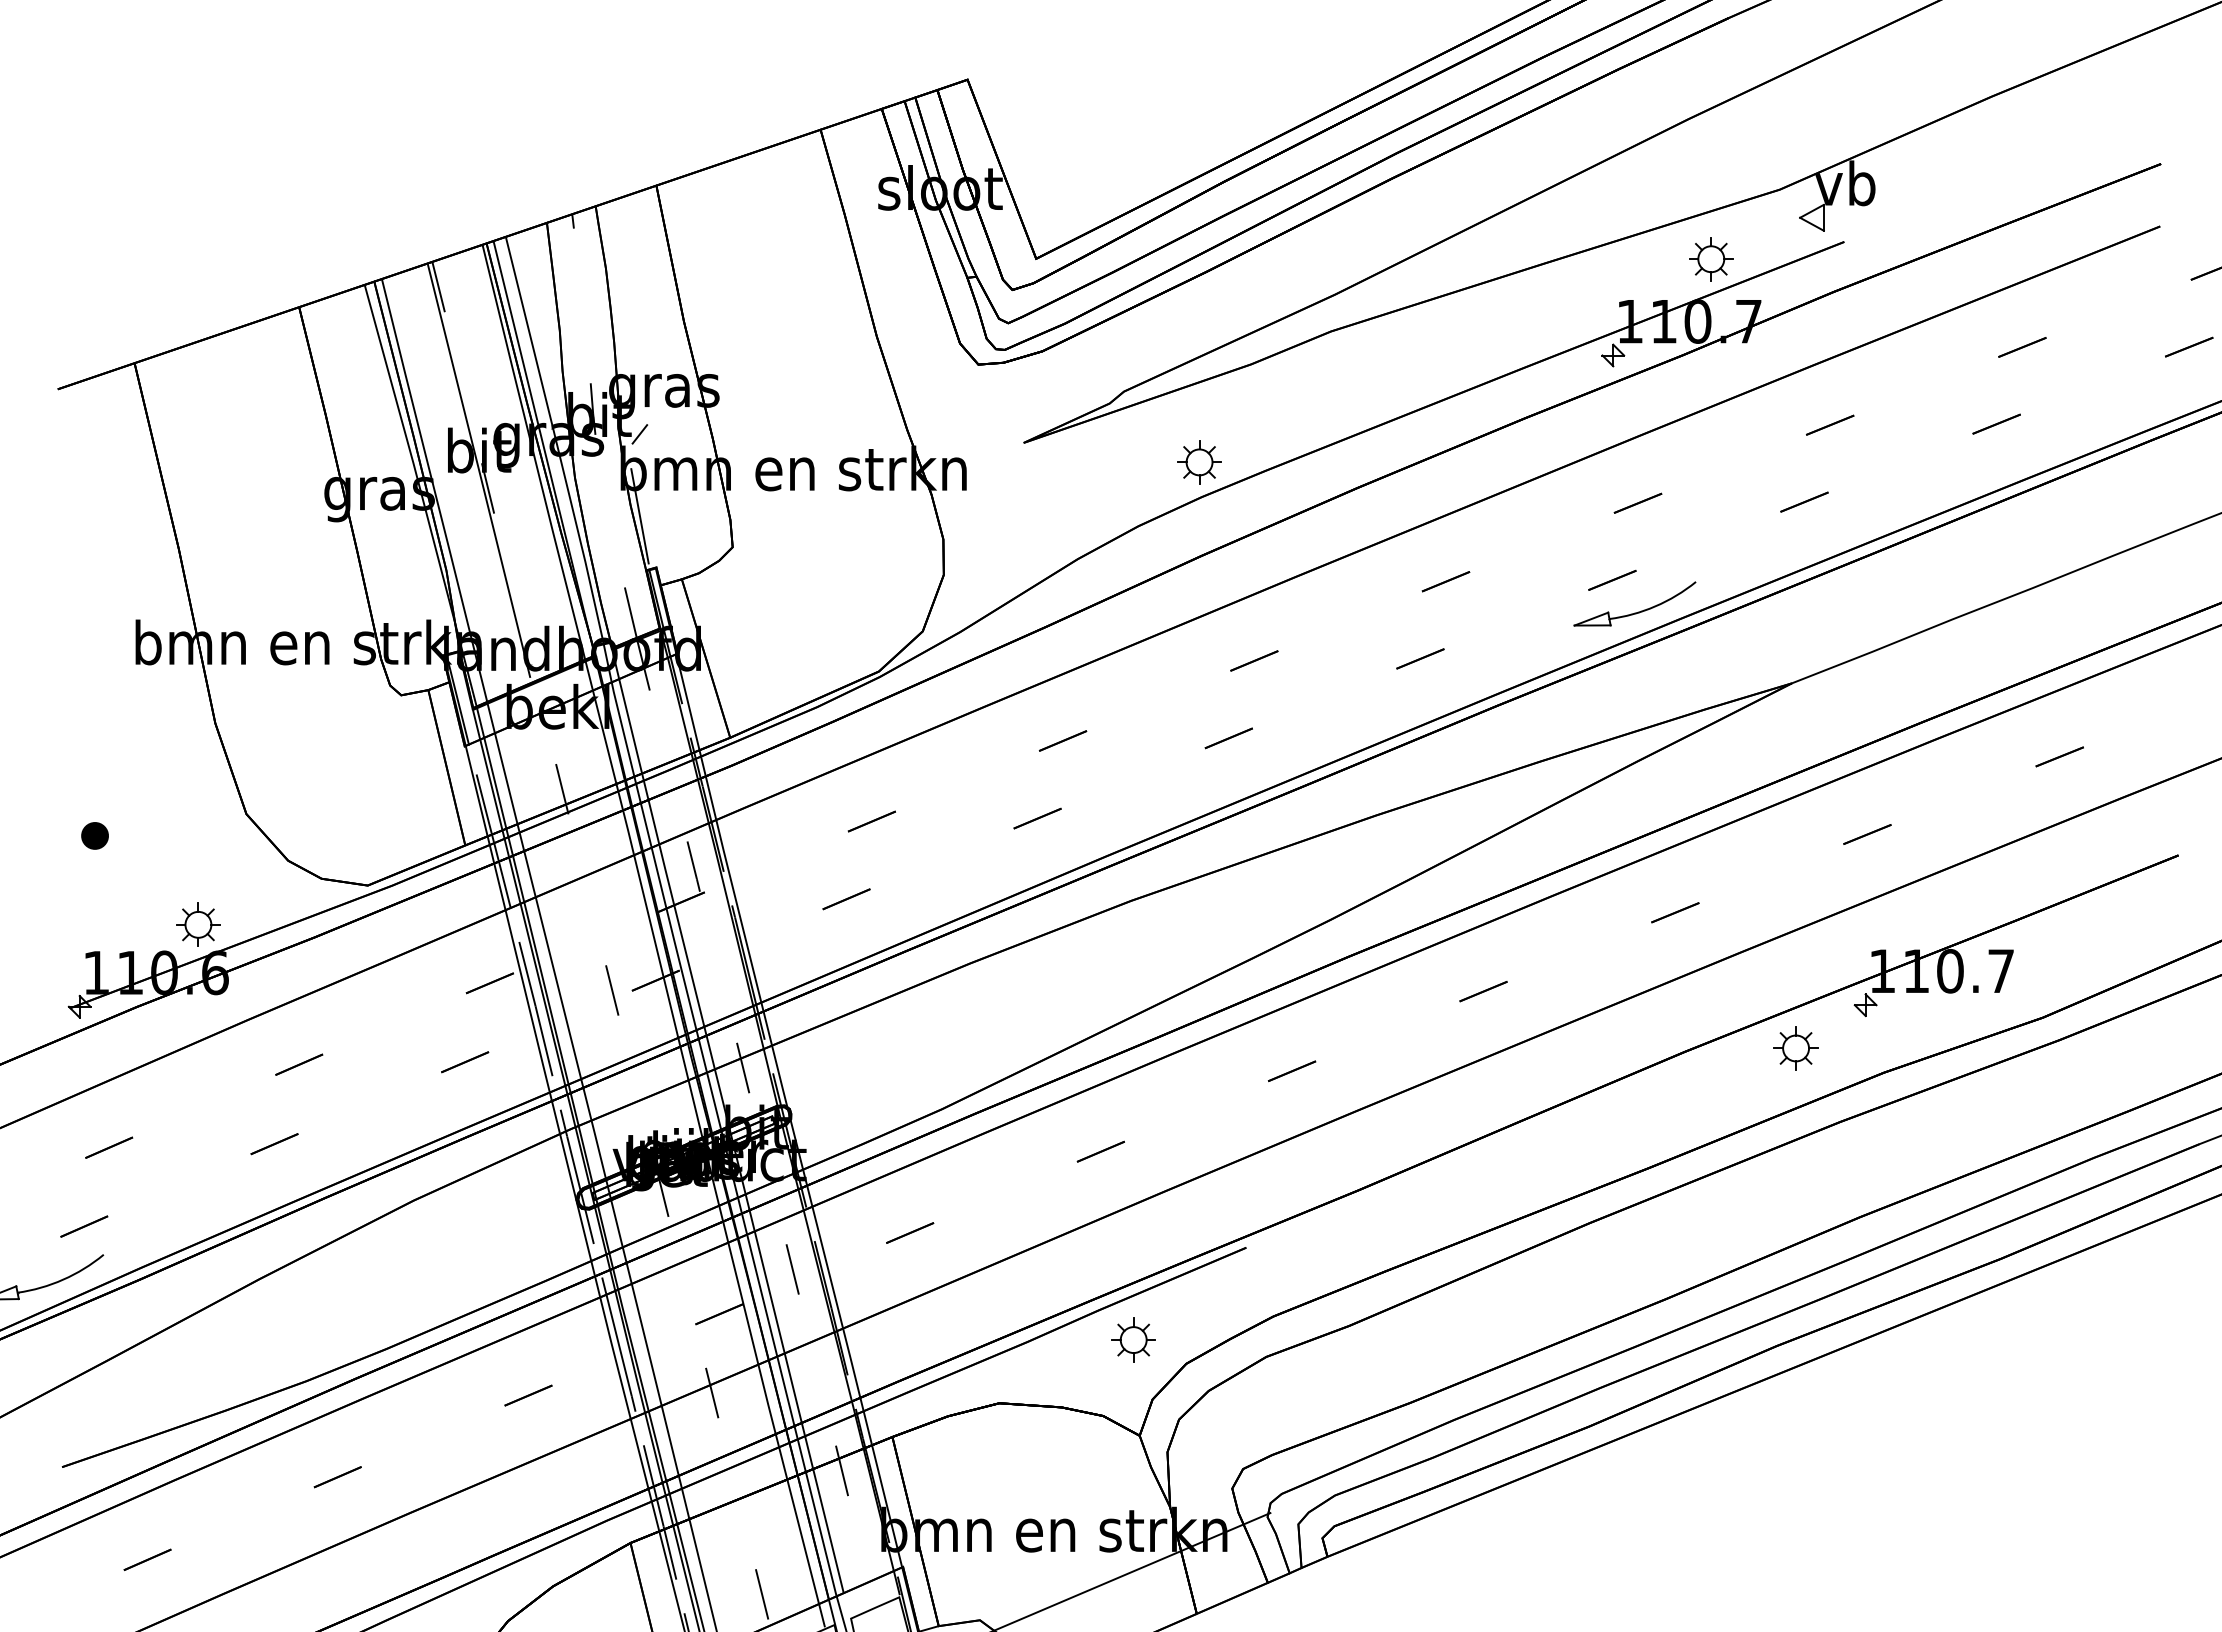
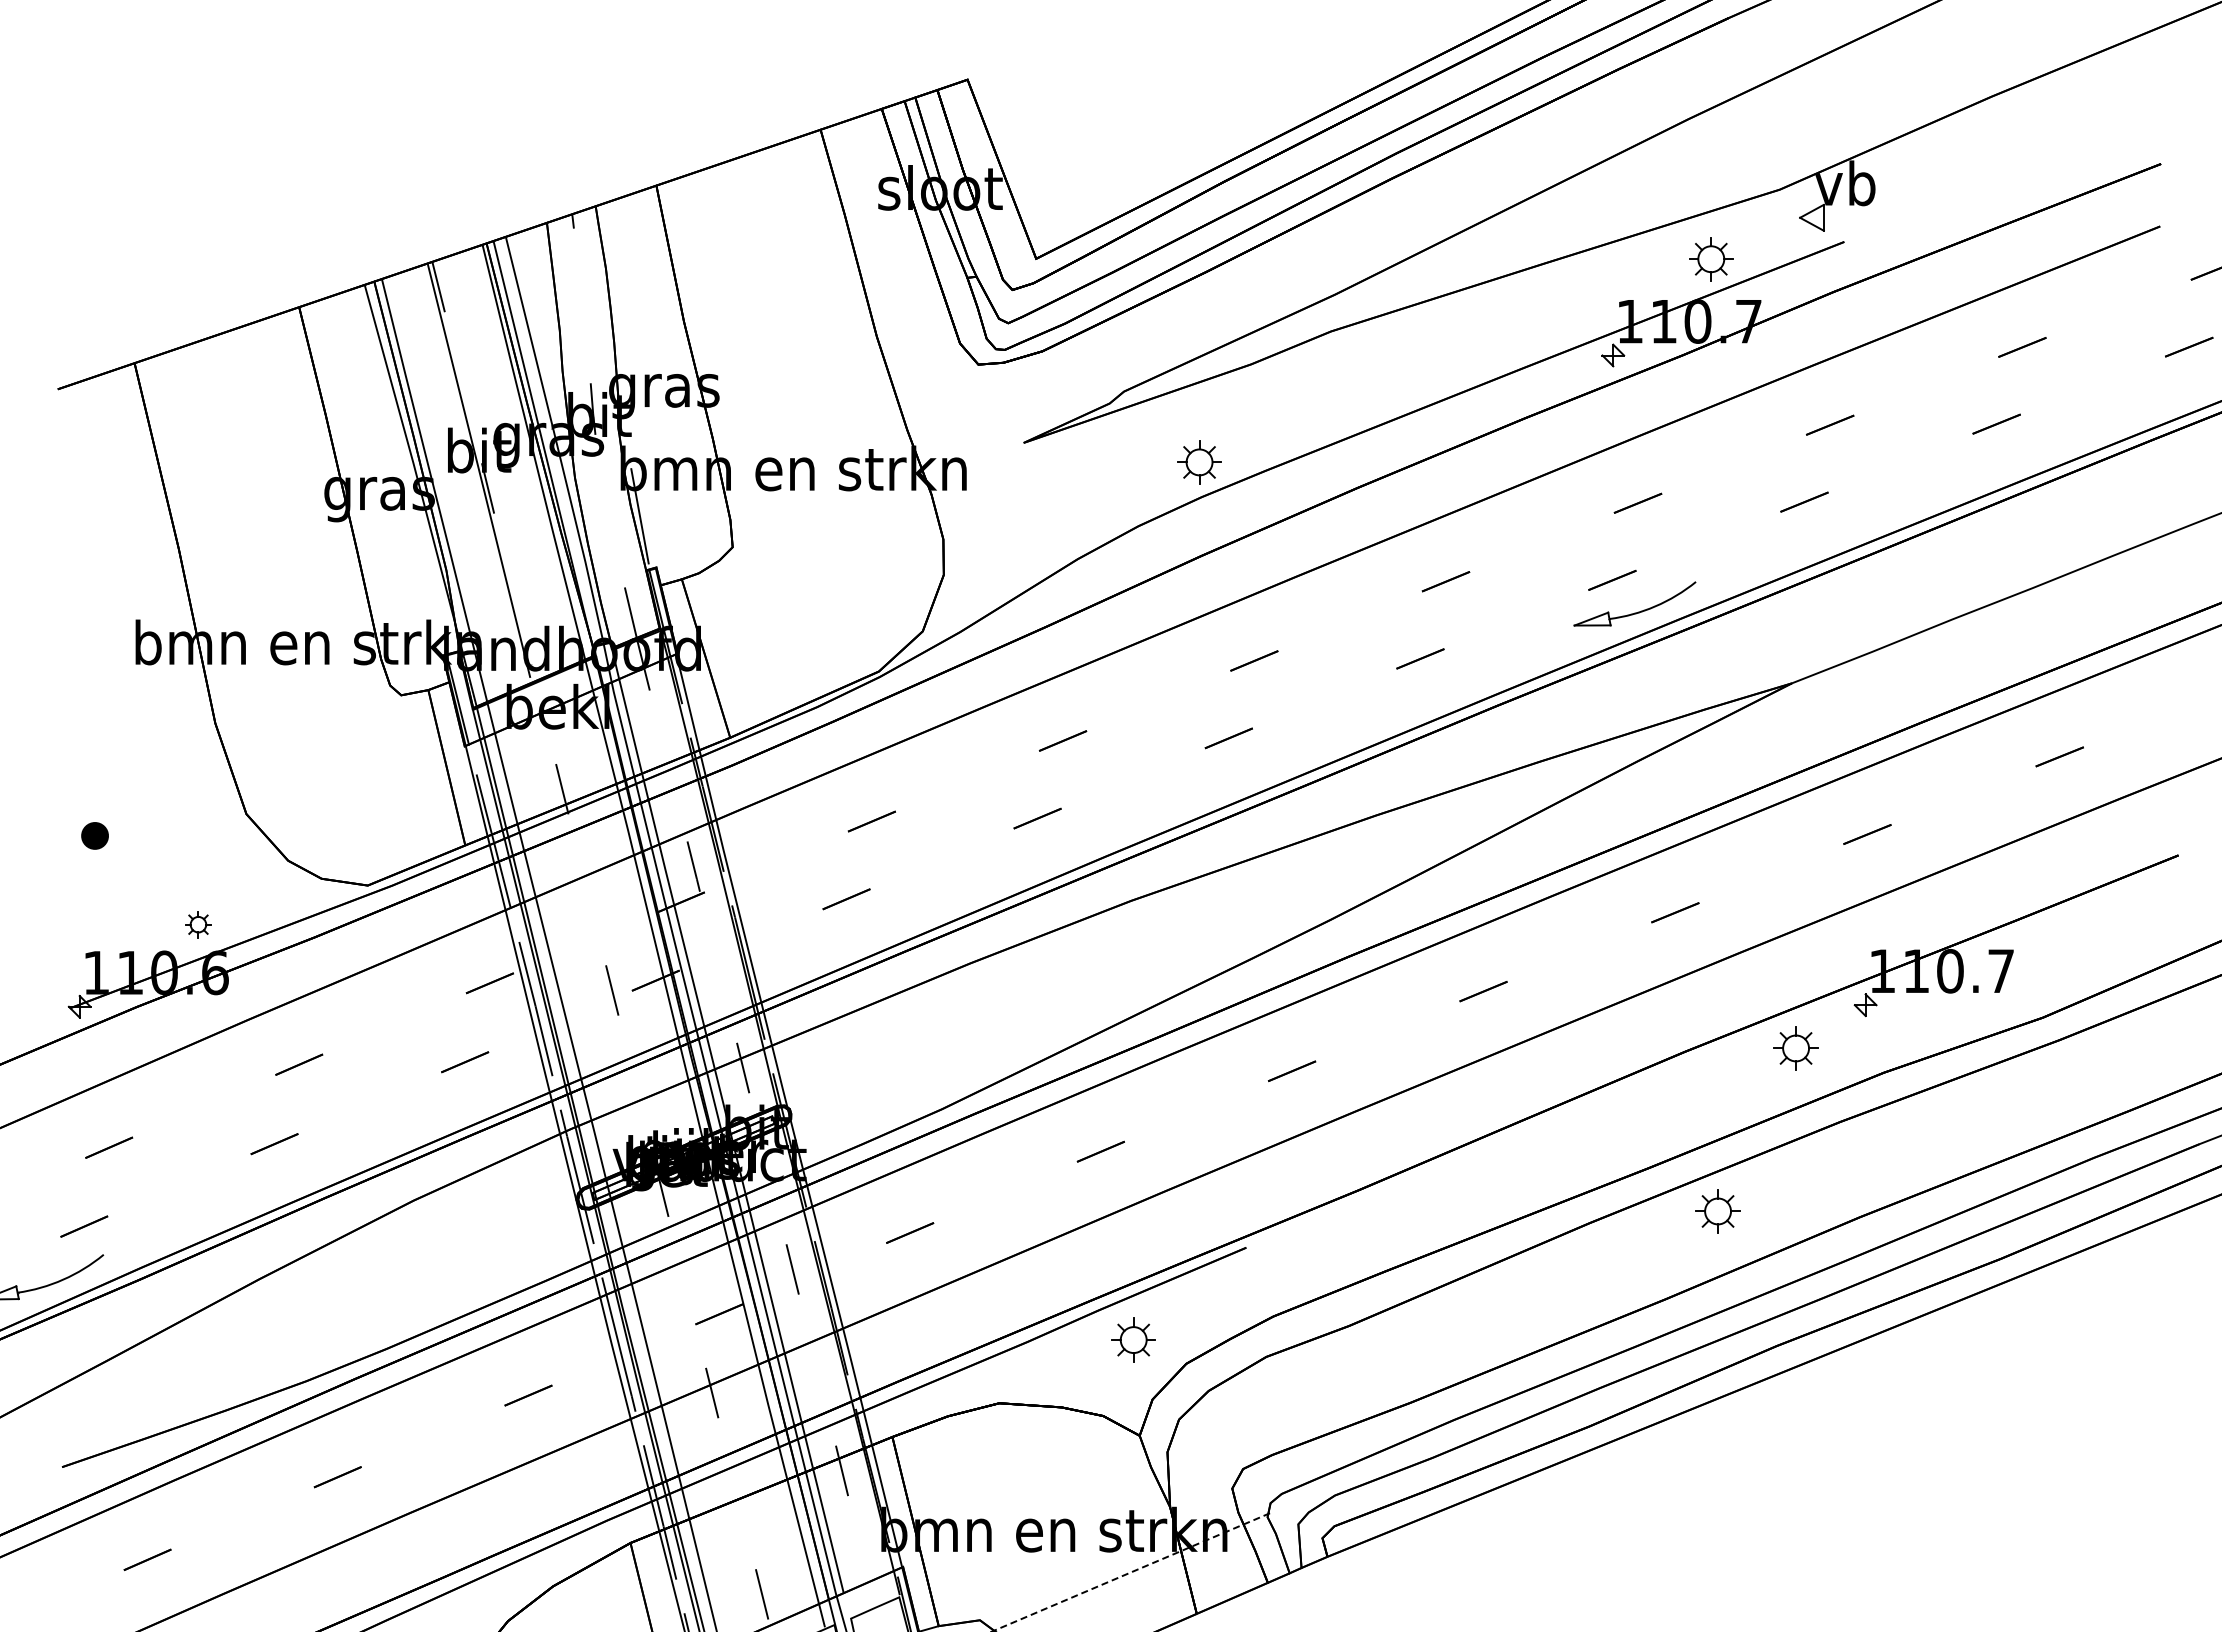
line: present -> none (639, 434)
part size: 45x45 px -> 27x28 px (198, 924)
part: none -> present (1717, 1211)
line: solid -> dashed (1131, 1572)
